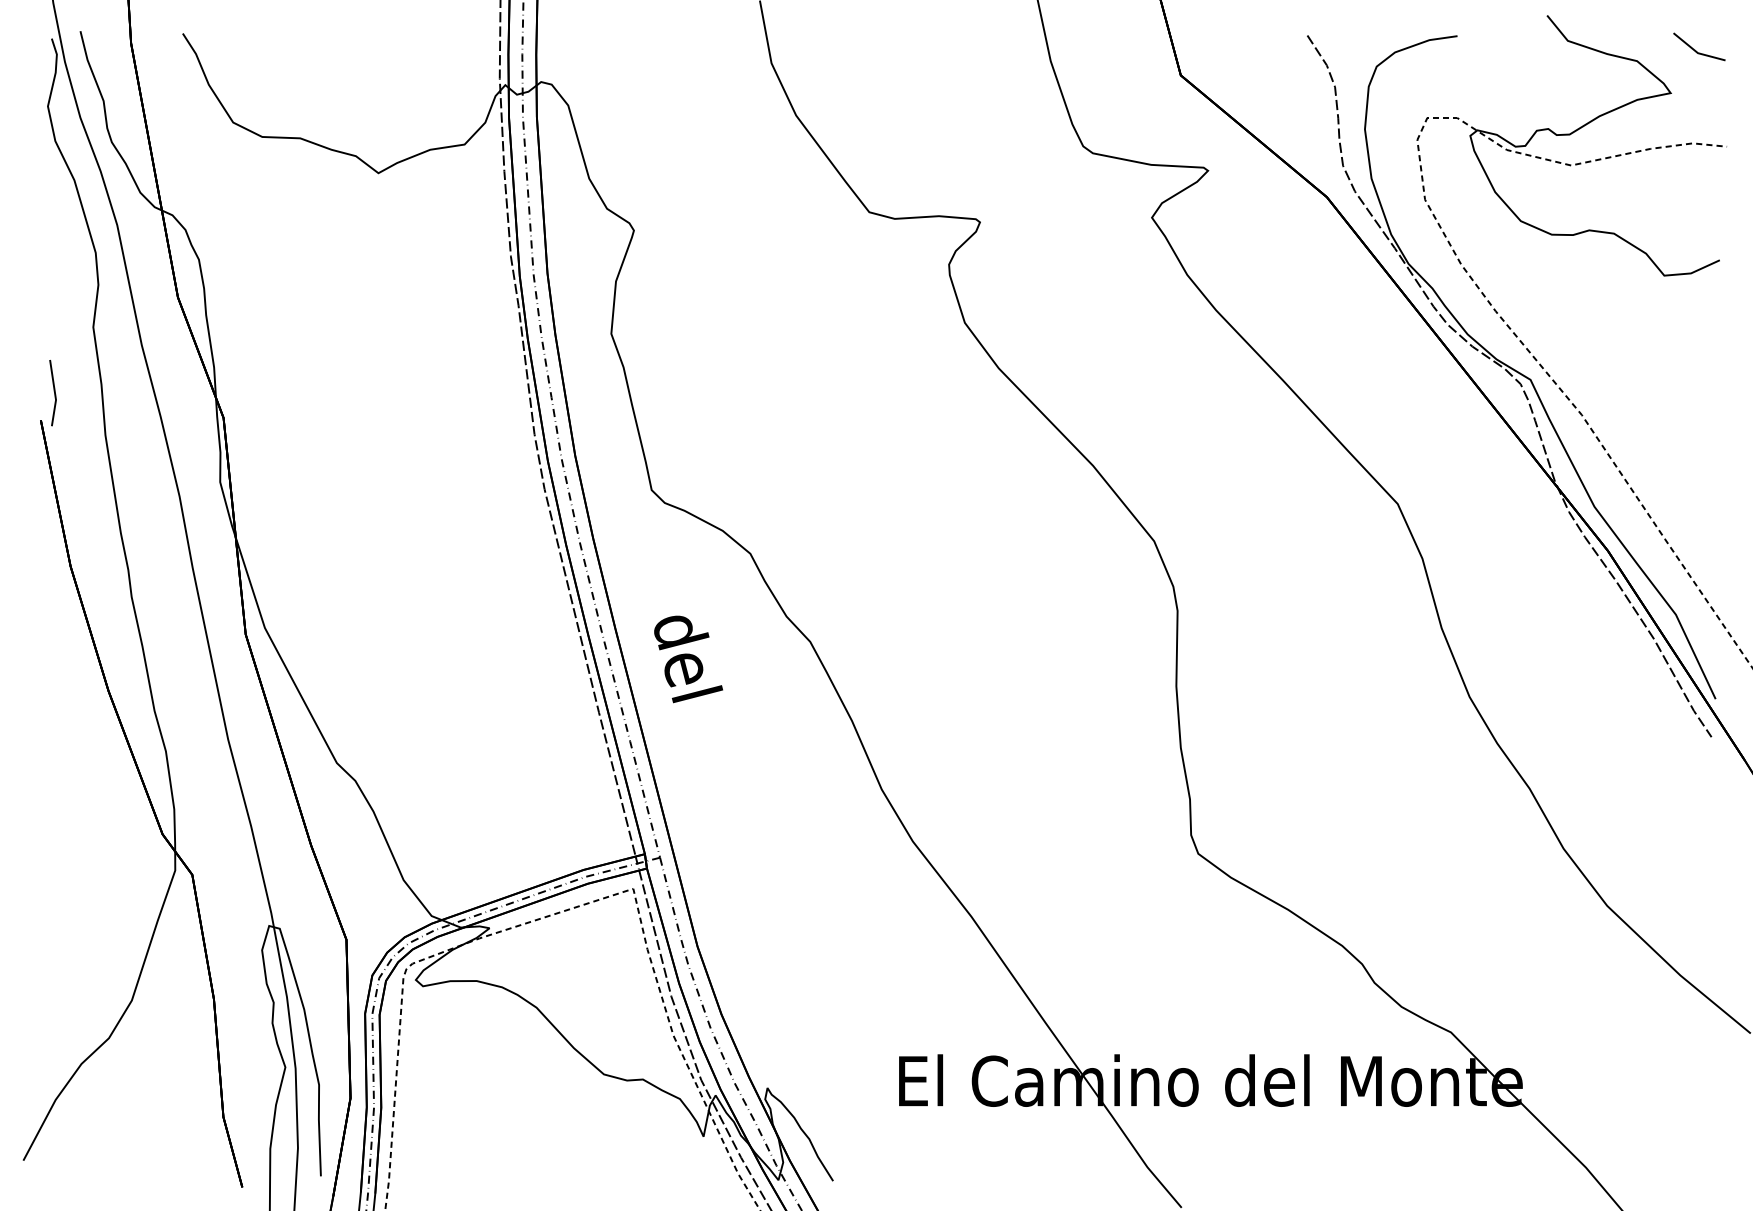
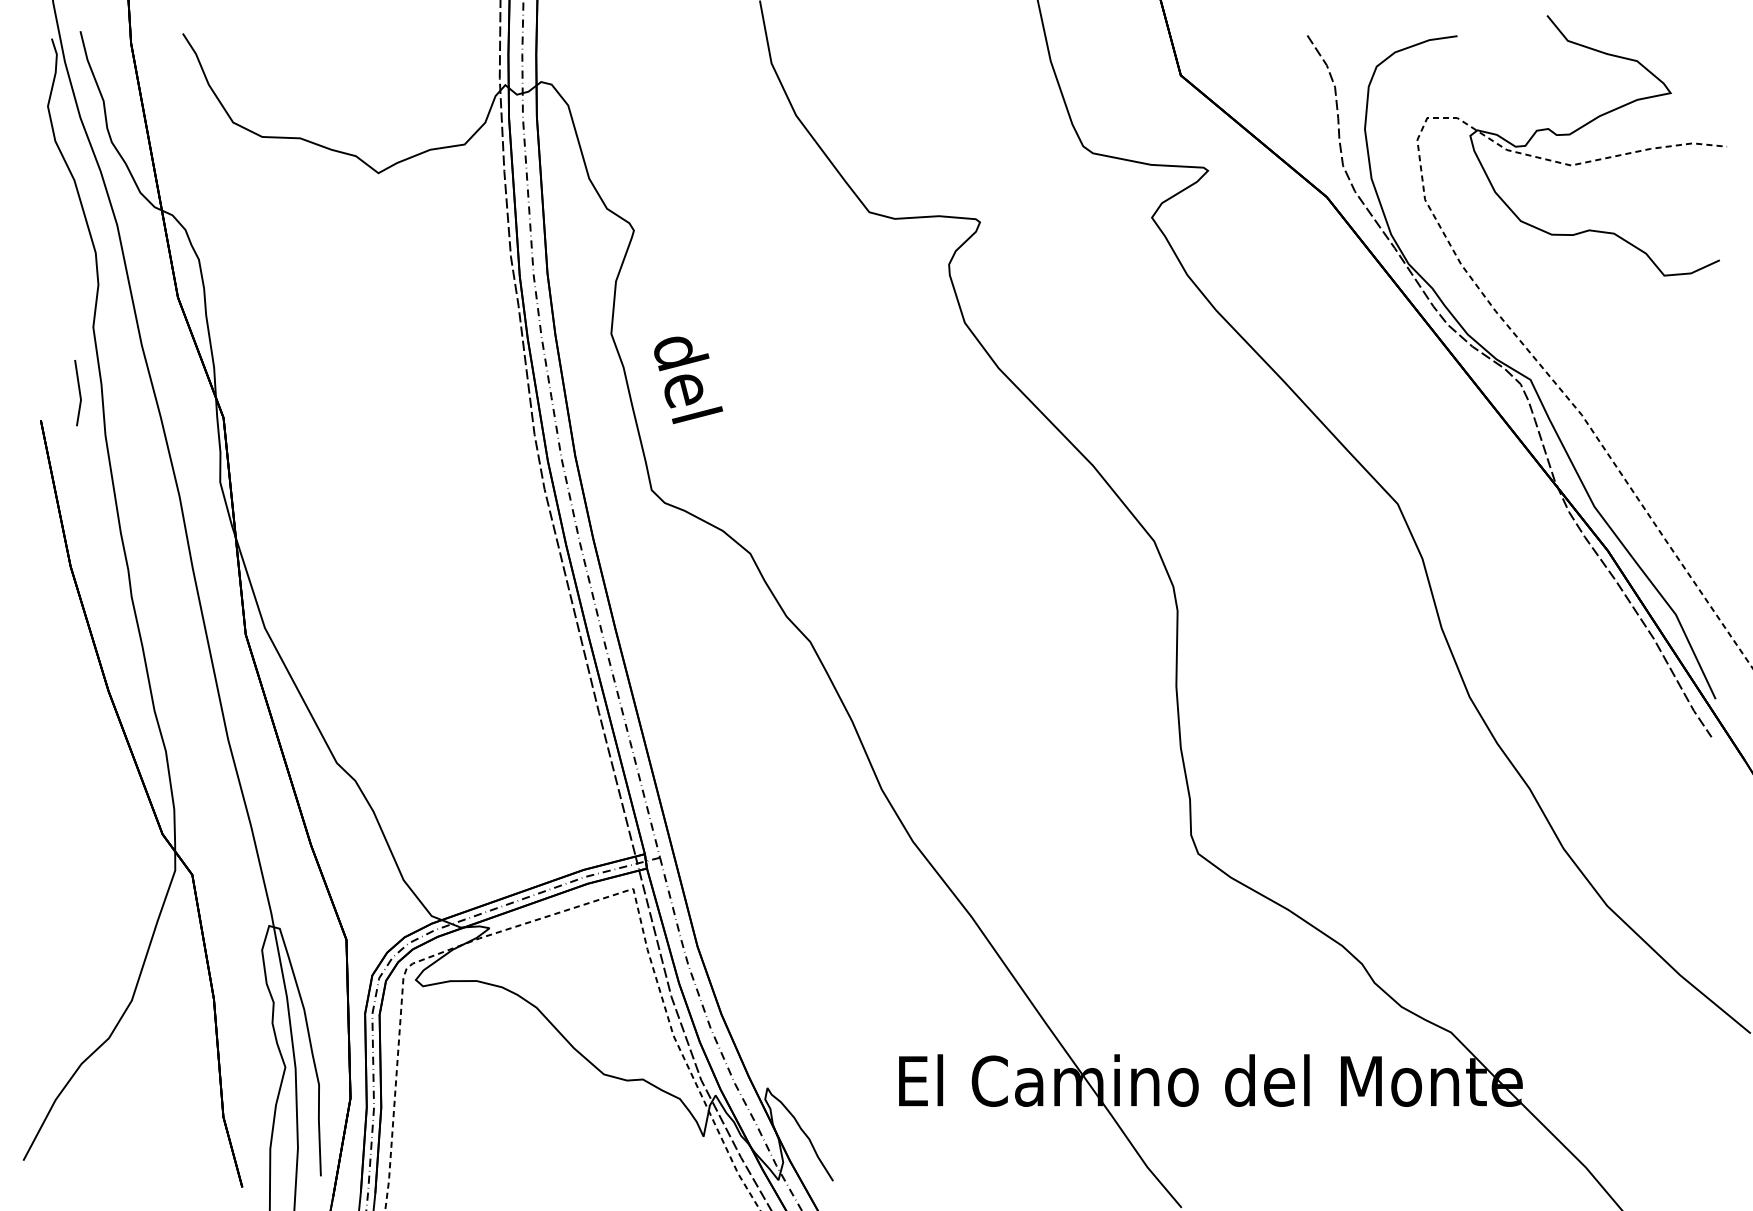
line: present -> none (1695, 49)
line position: (54, 393) -> (79, 393) (79, 393)
text position: (688, 659) -> (688, 380) (688, 380)
